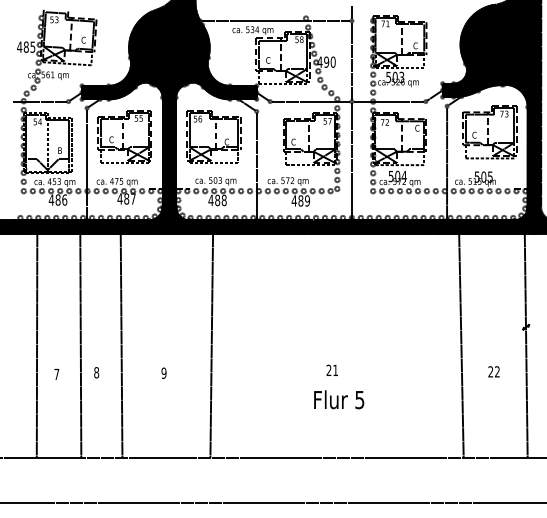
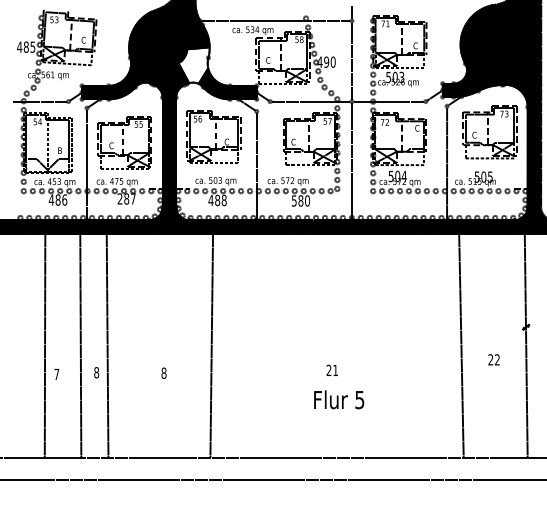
fill: present -> none (193, 65)
part position: (124, 136) -> (124, 142) (124, 142)
text: 487 -> 287 (119, 198)
text: 489 -> 580 (300, 200)
line position: (36, 345) -> (44, 345) (44, 345)
line position: (121, 345) -> (107, 345) (107, 345)
text position: (493, 371) -> (493, 359) (493, 359)
text: 9 -> 8 (163, 373)
line position: (272, 502) -> (272, 479) (272, 479)
